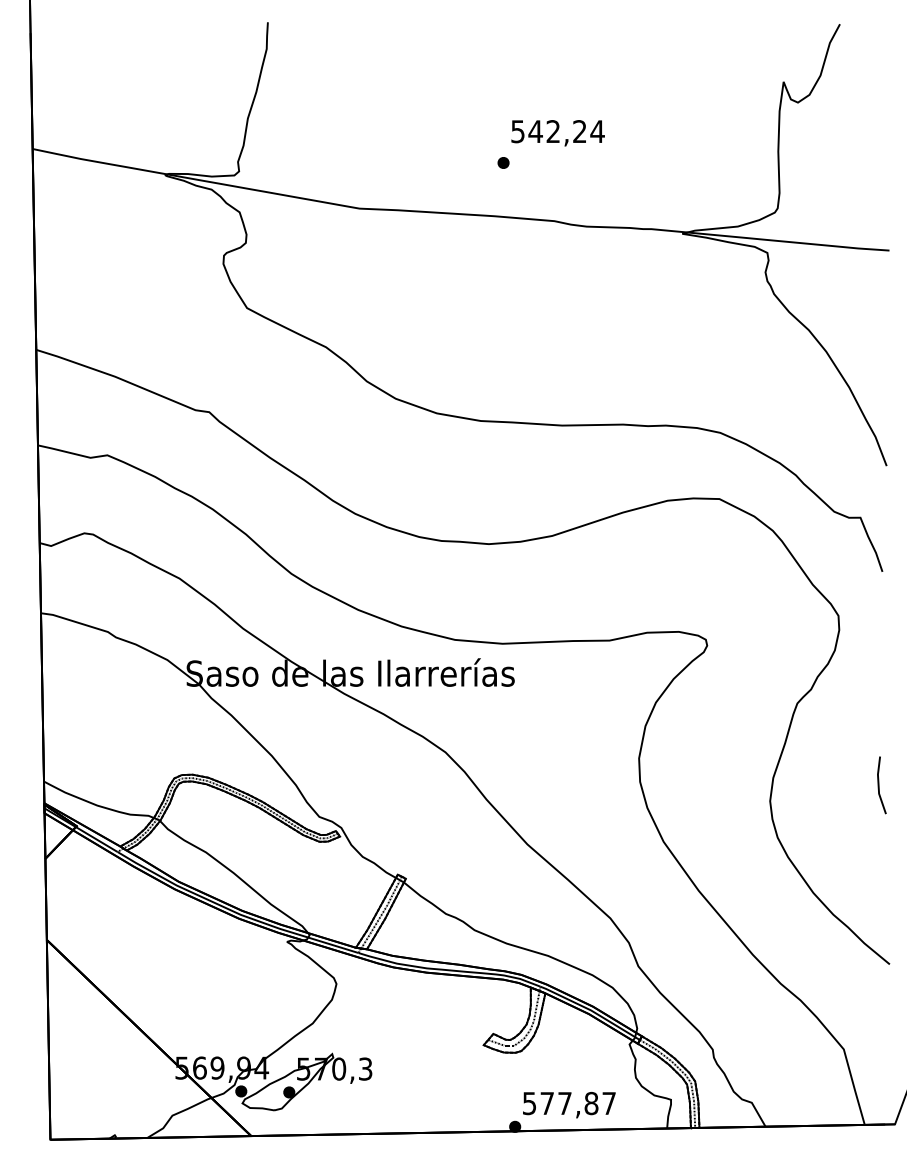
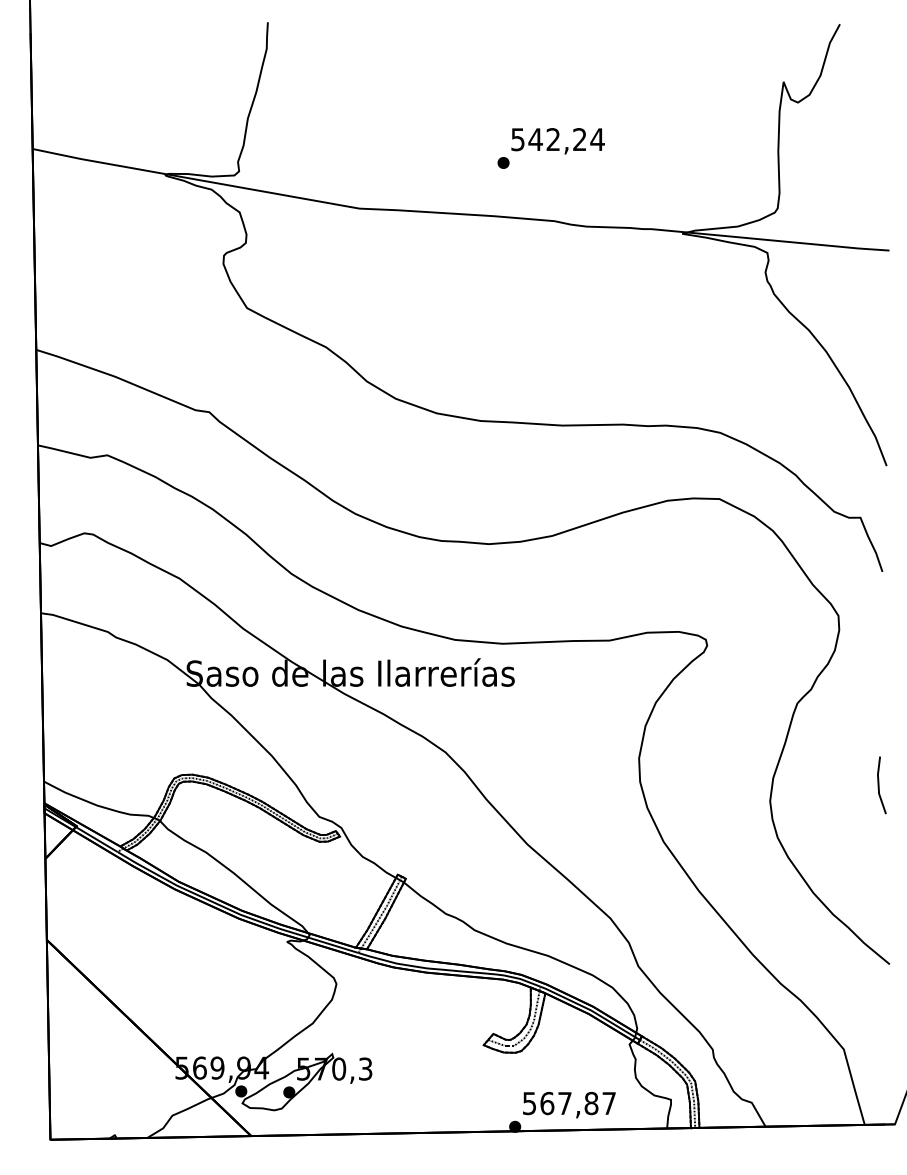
text position: (557, 133) -> (557, 141) (557, 141)
text: 577,87 -> 567,87 (547, 1103)
